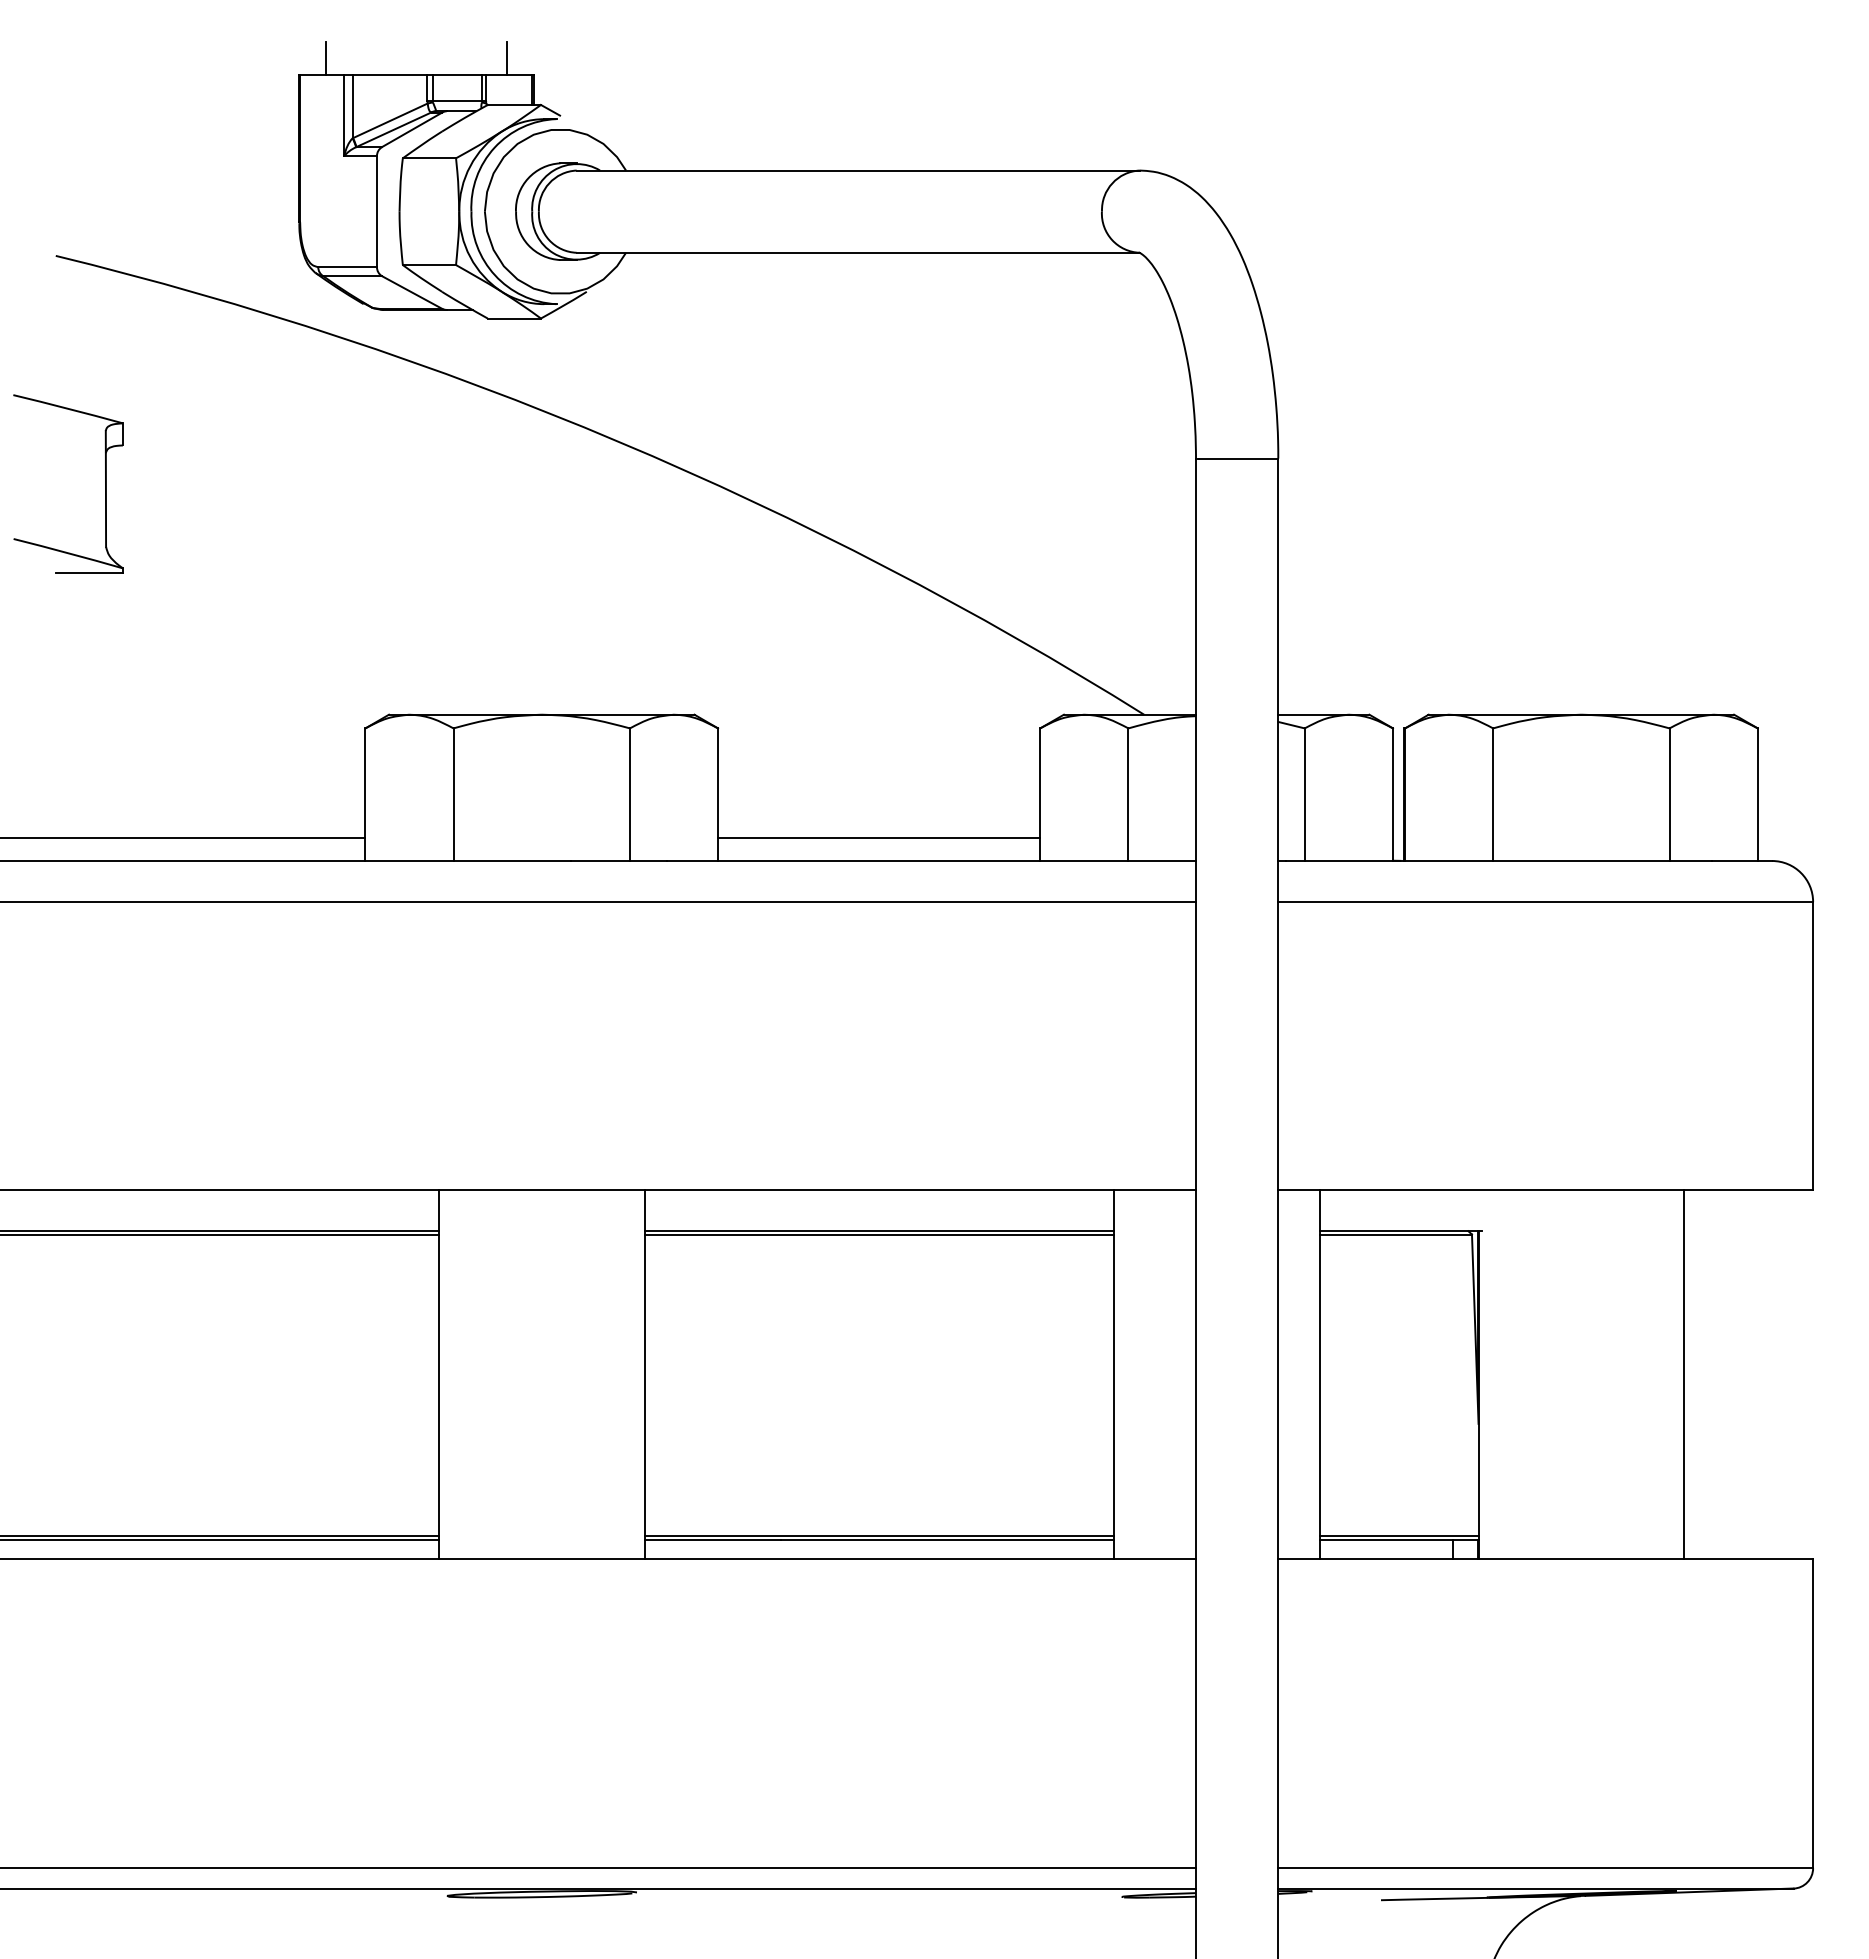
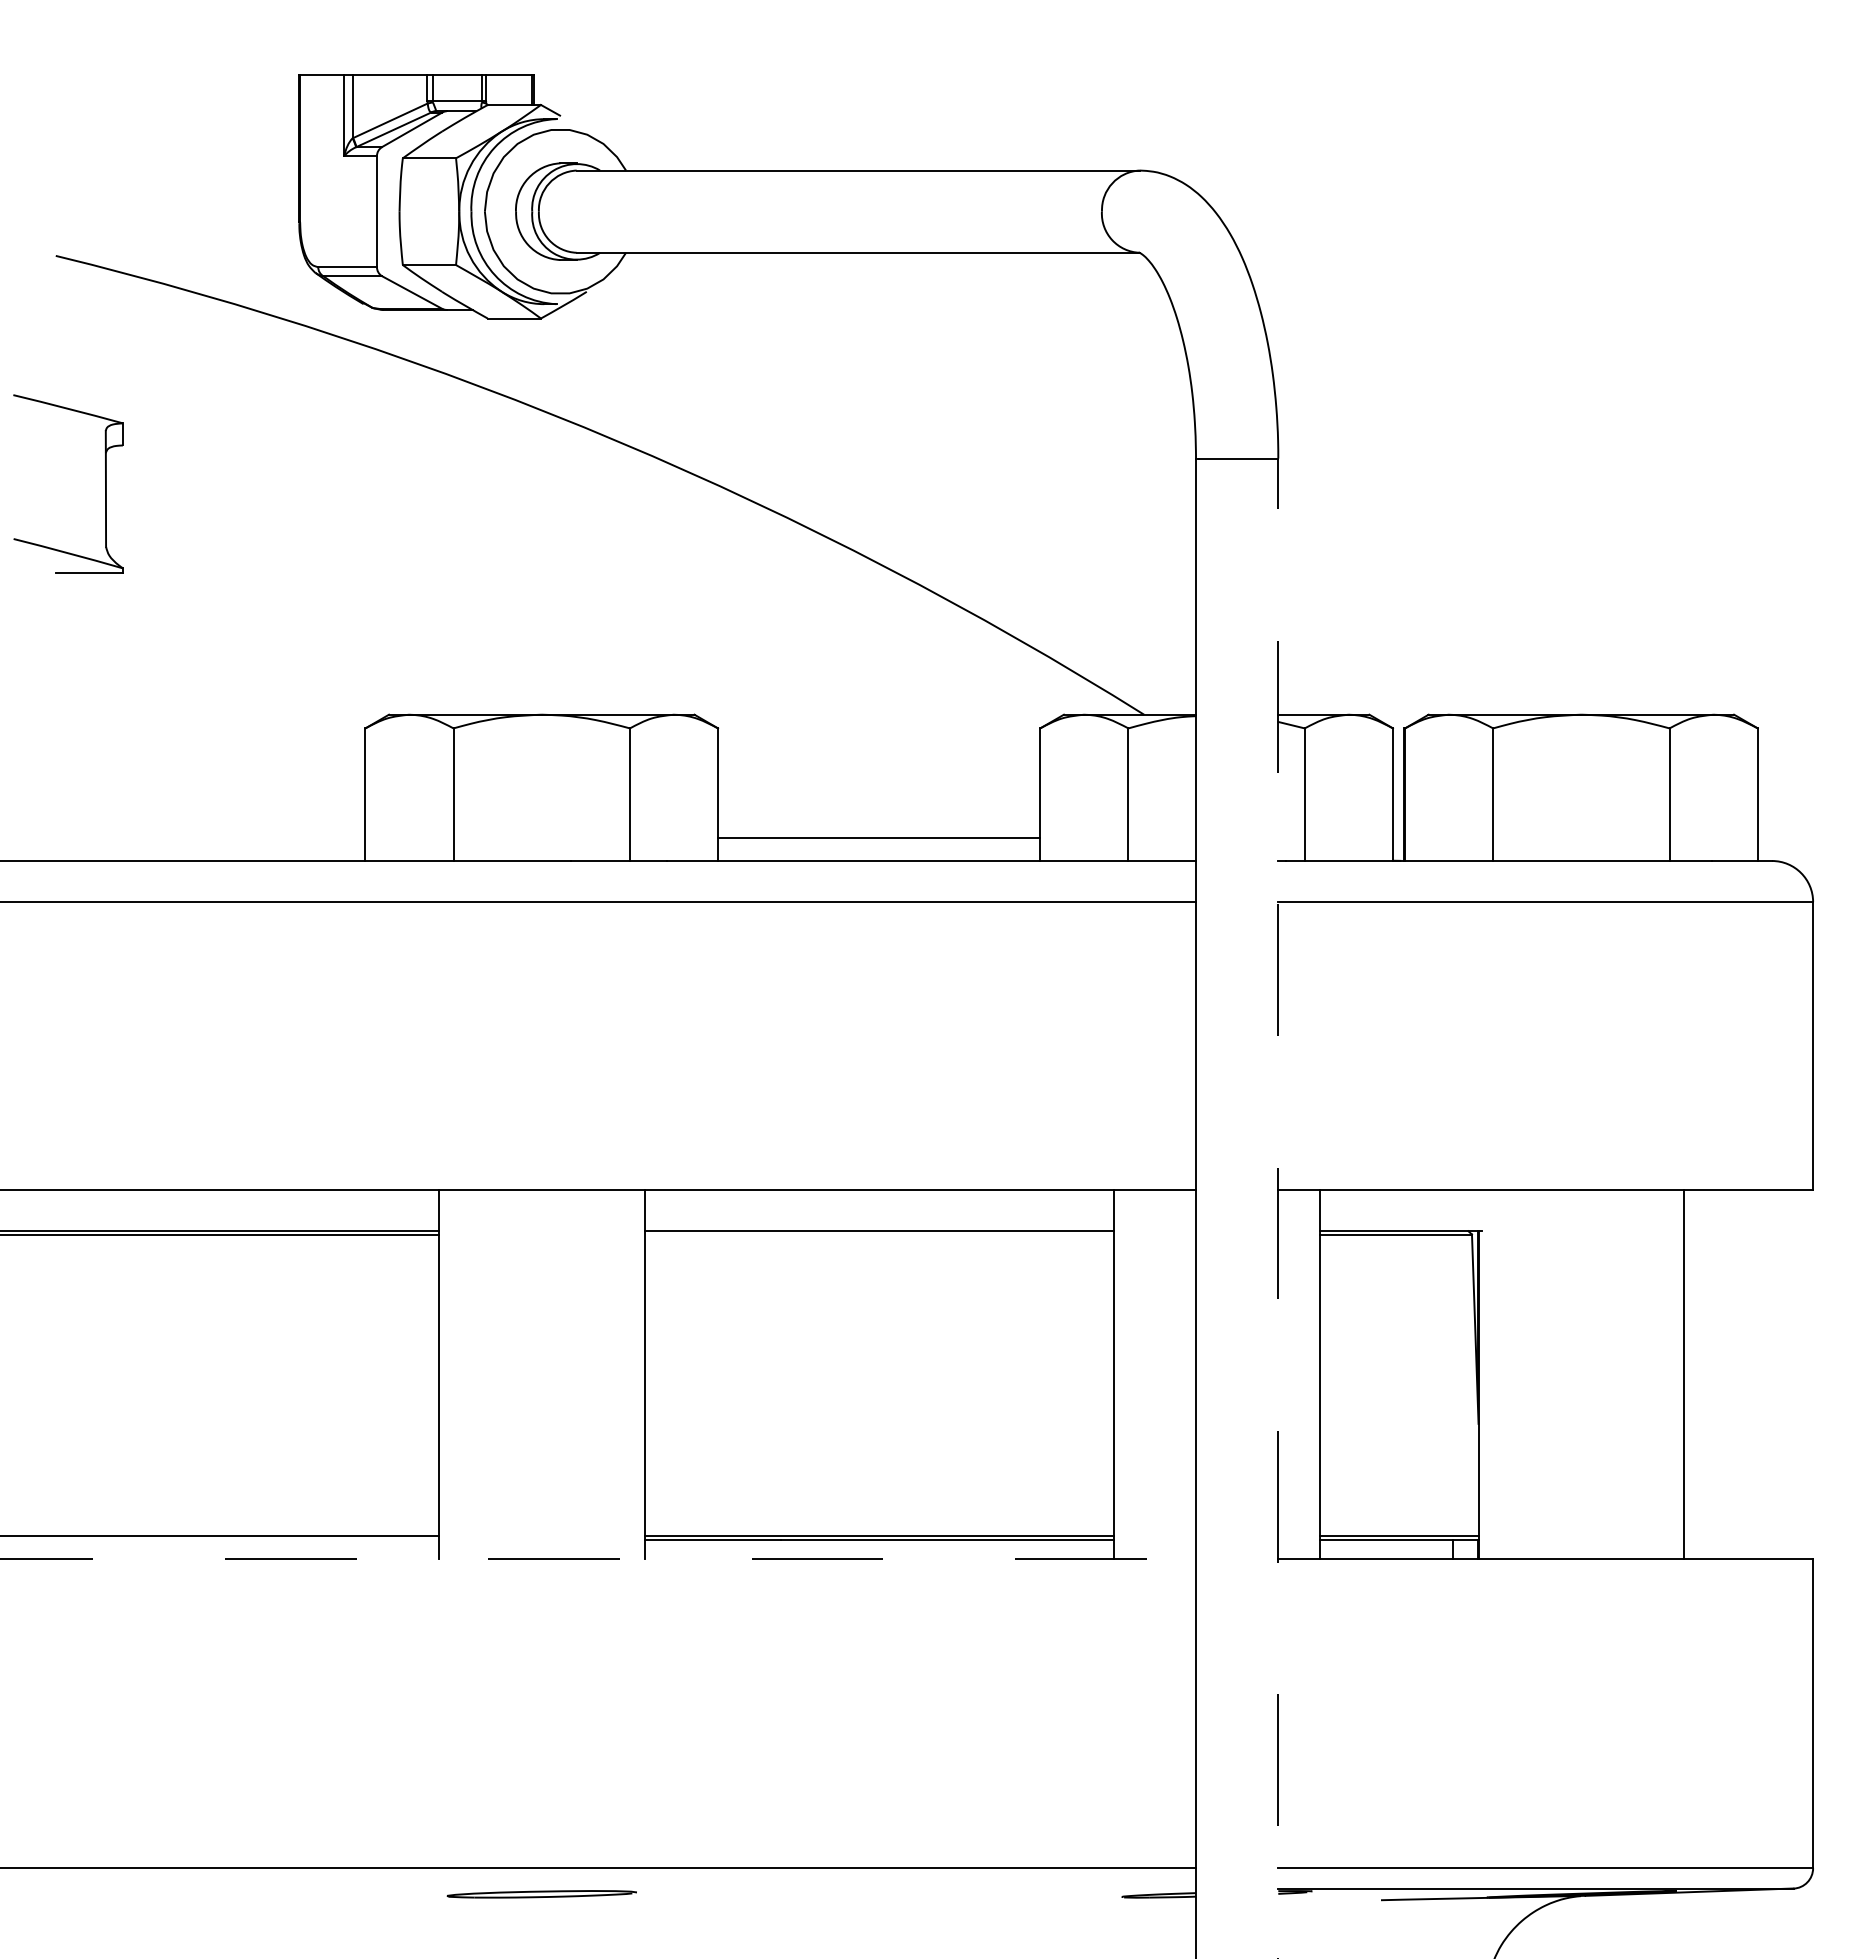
line: present -> none (326, 58)
line: present -> none (507, 58)
line: present -> none (183, 837)
line: solid -> dashed (1278, 1208)
line: present -> none (878, 1234)
line: present -> none (220, 1539)
line: solid -> dashed (598, 1559)
line: present -> none (599, 1888)
